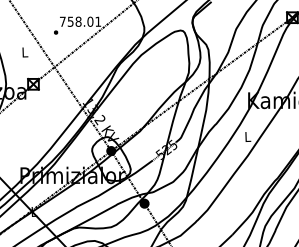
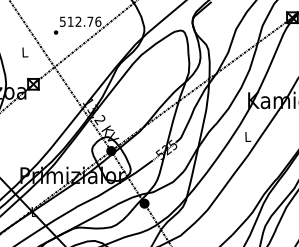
text: 758.01 -> 512.76 (80, 21)
